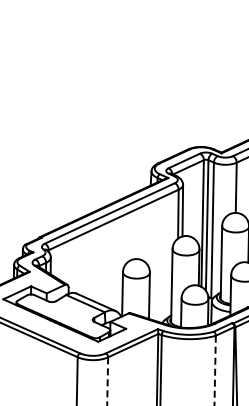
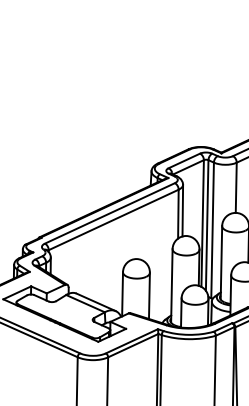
line: dashed -> solid (215, 370)
line: dashed -> solid (107, 381)
